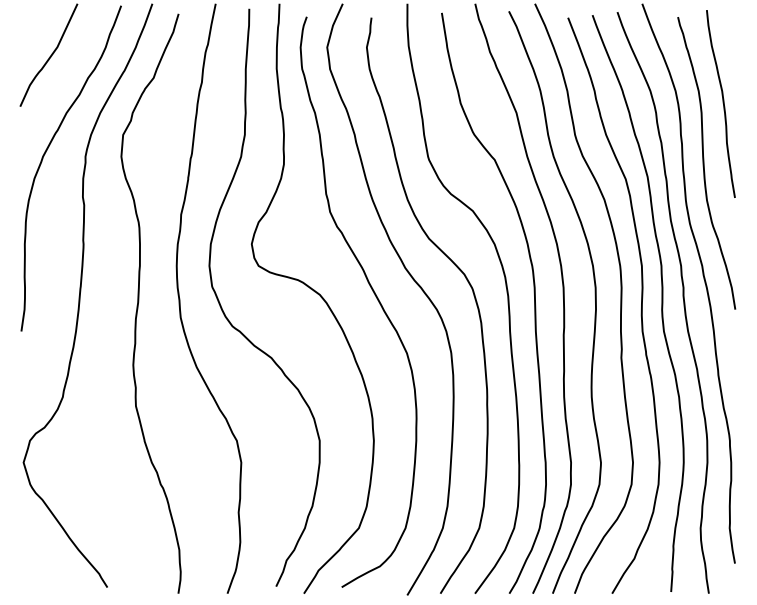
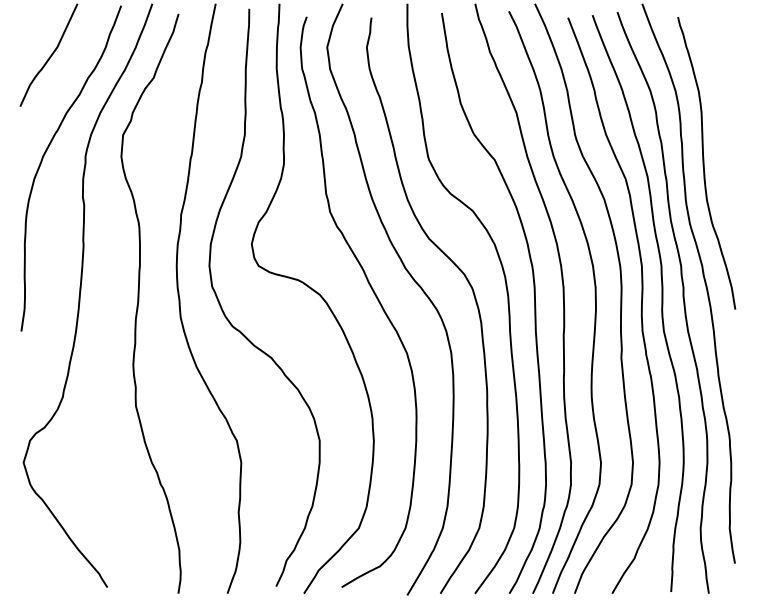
curve: present -> none (722, 103)
